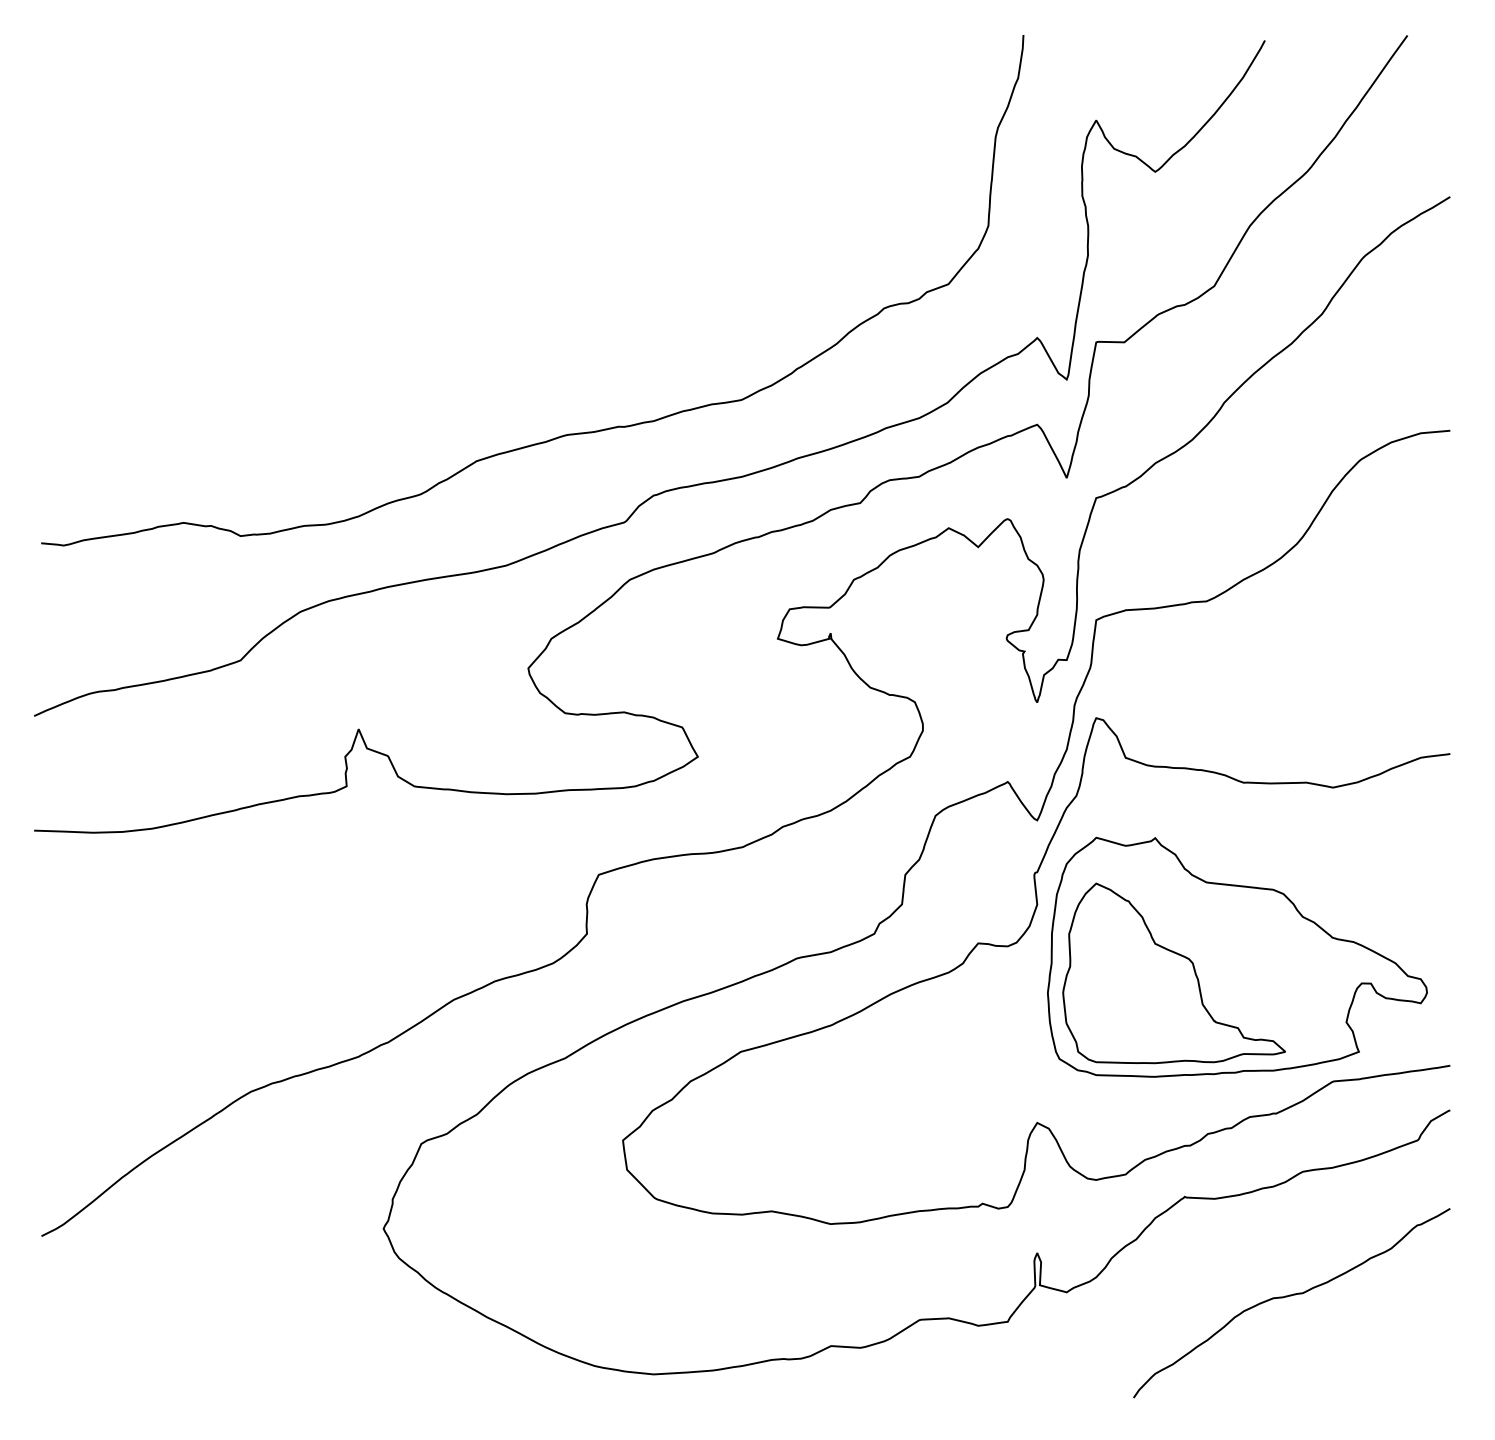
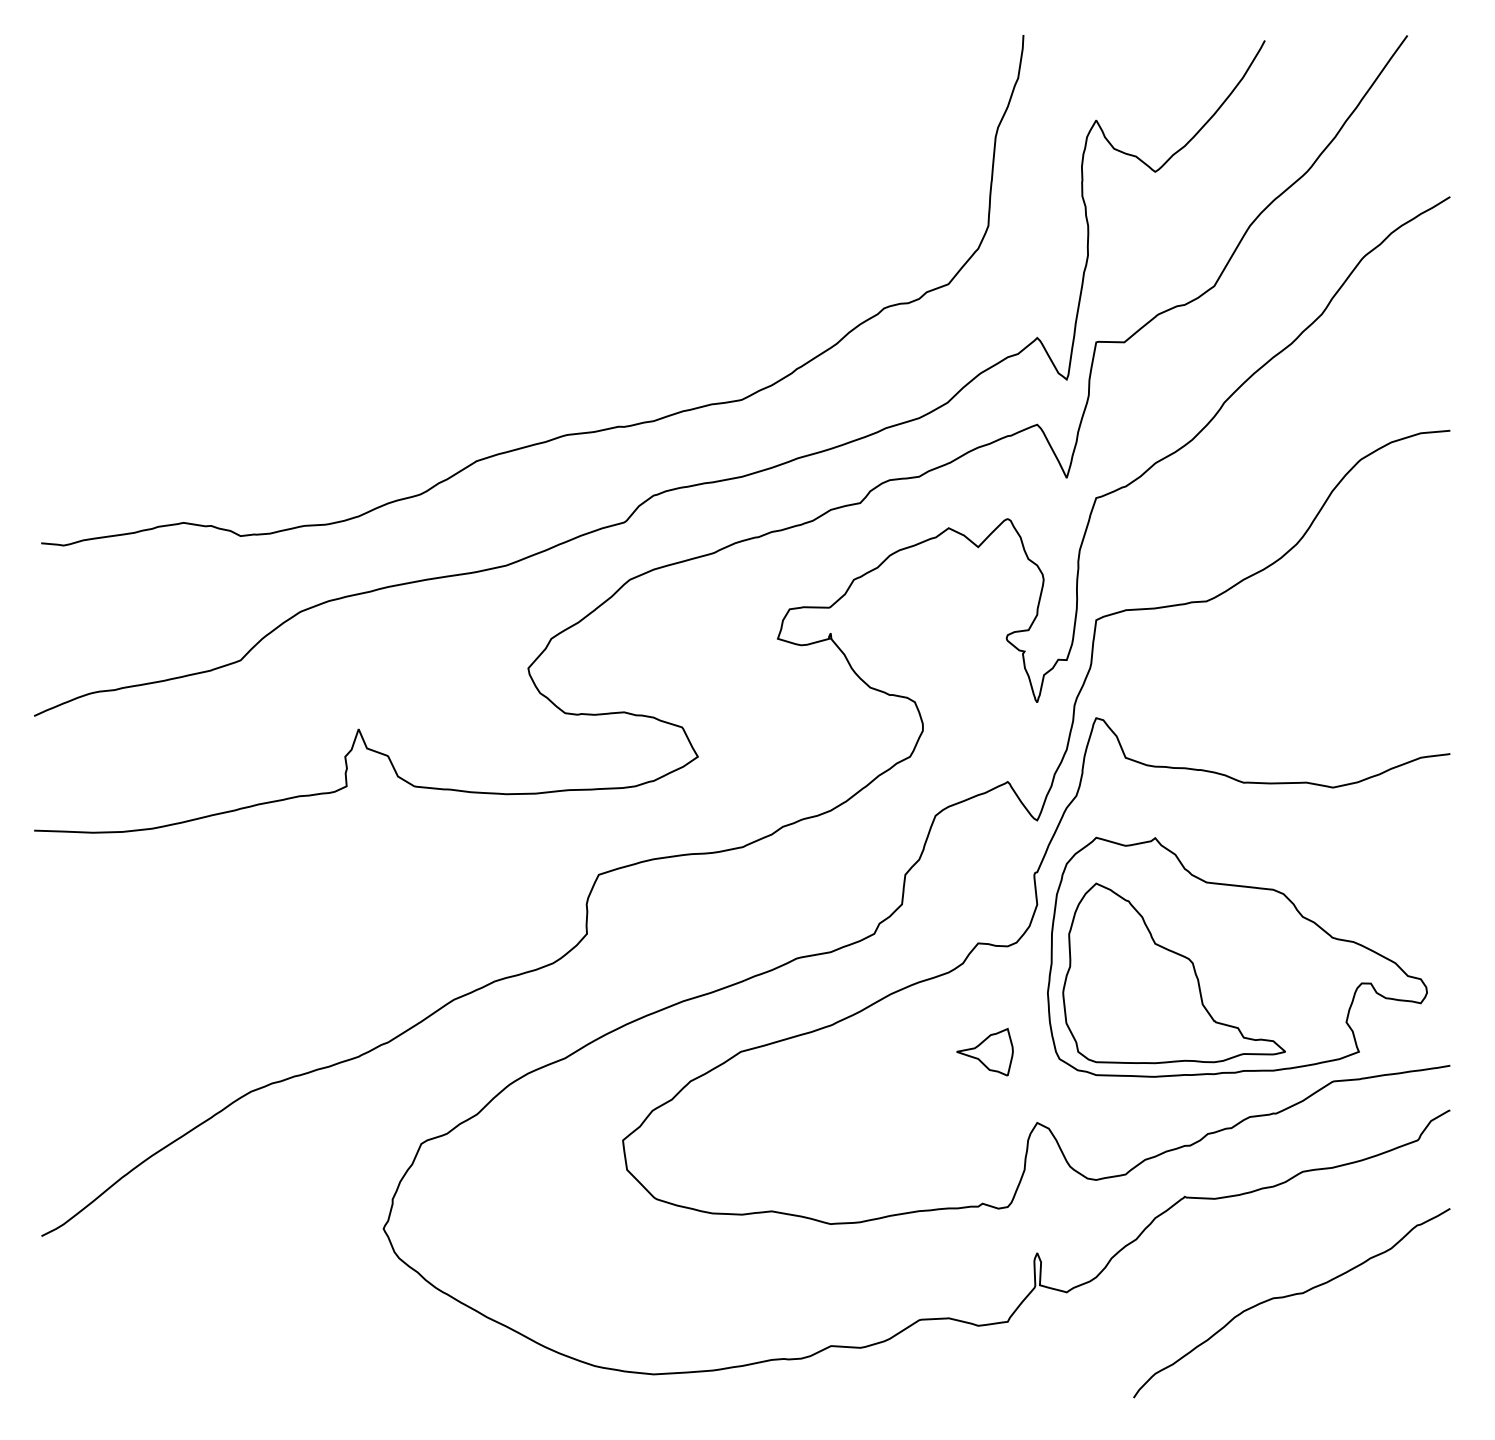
part: none -> present (984, 1051)
